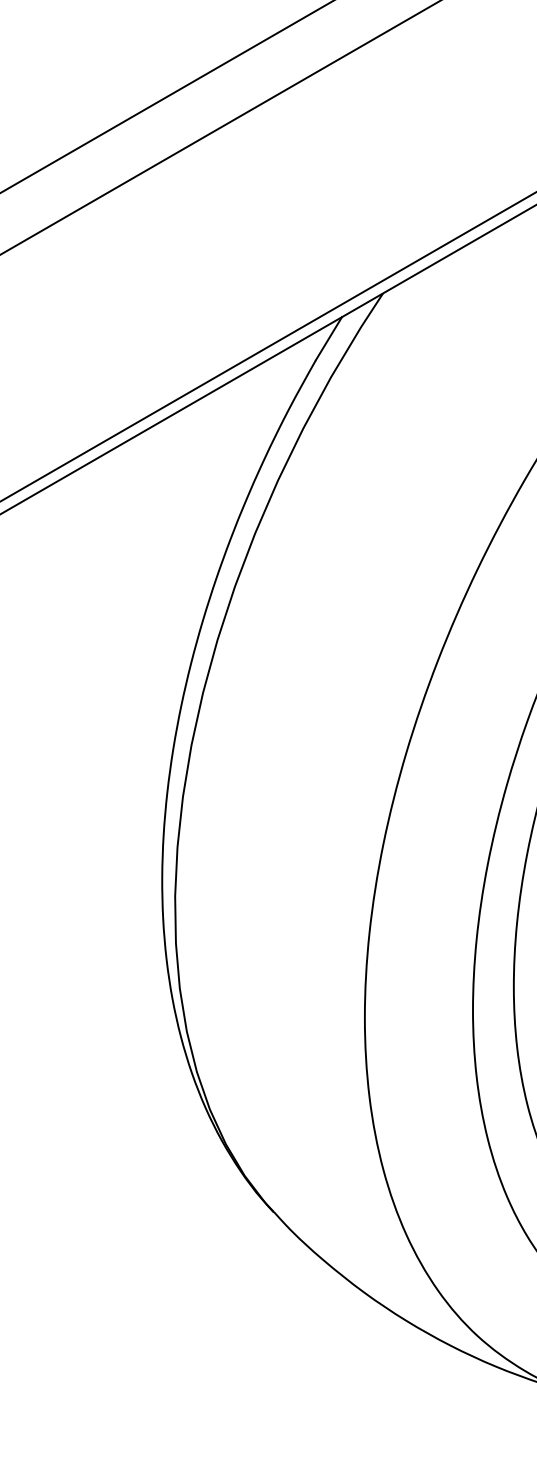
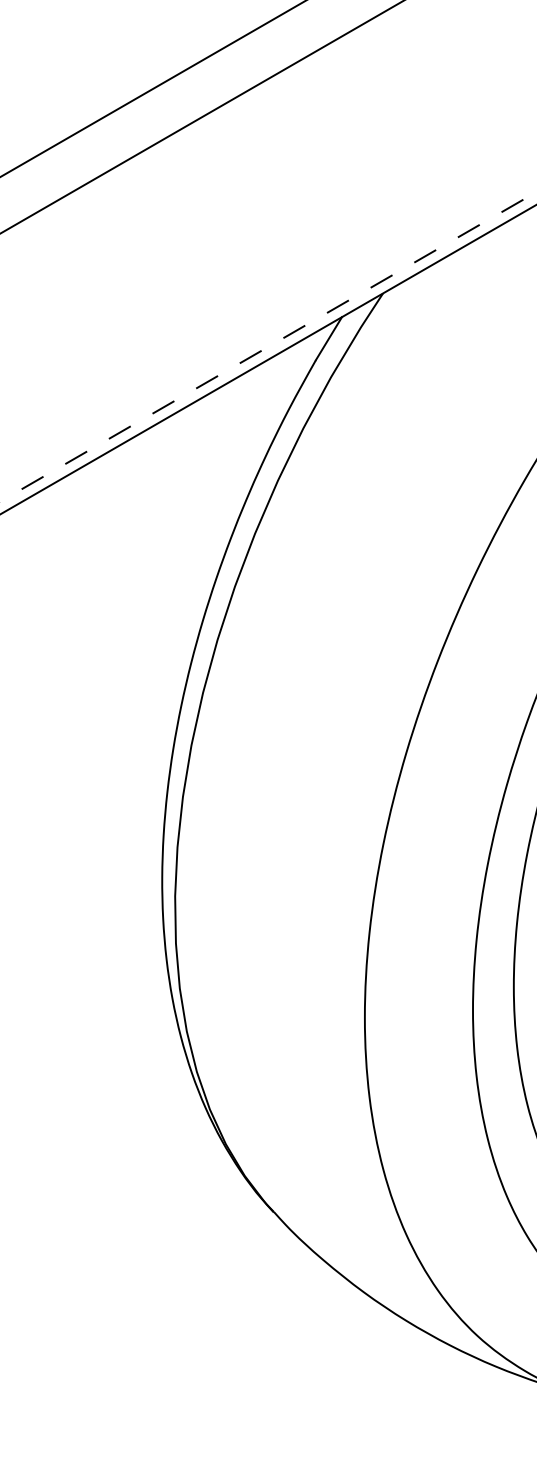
line position: (166, 96) -> (152, 88) (152, 88)
line position: (219, 127) -> (201, 117) (201, 117)
line: solid -> dashed (268, 347)
